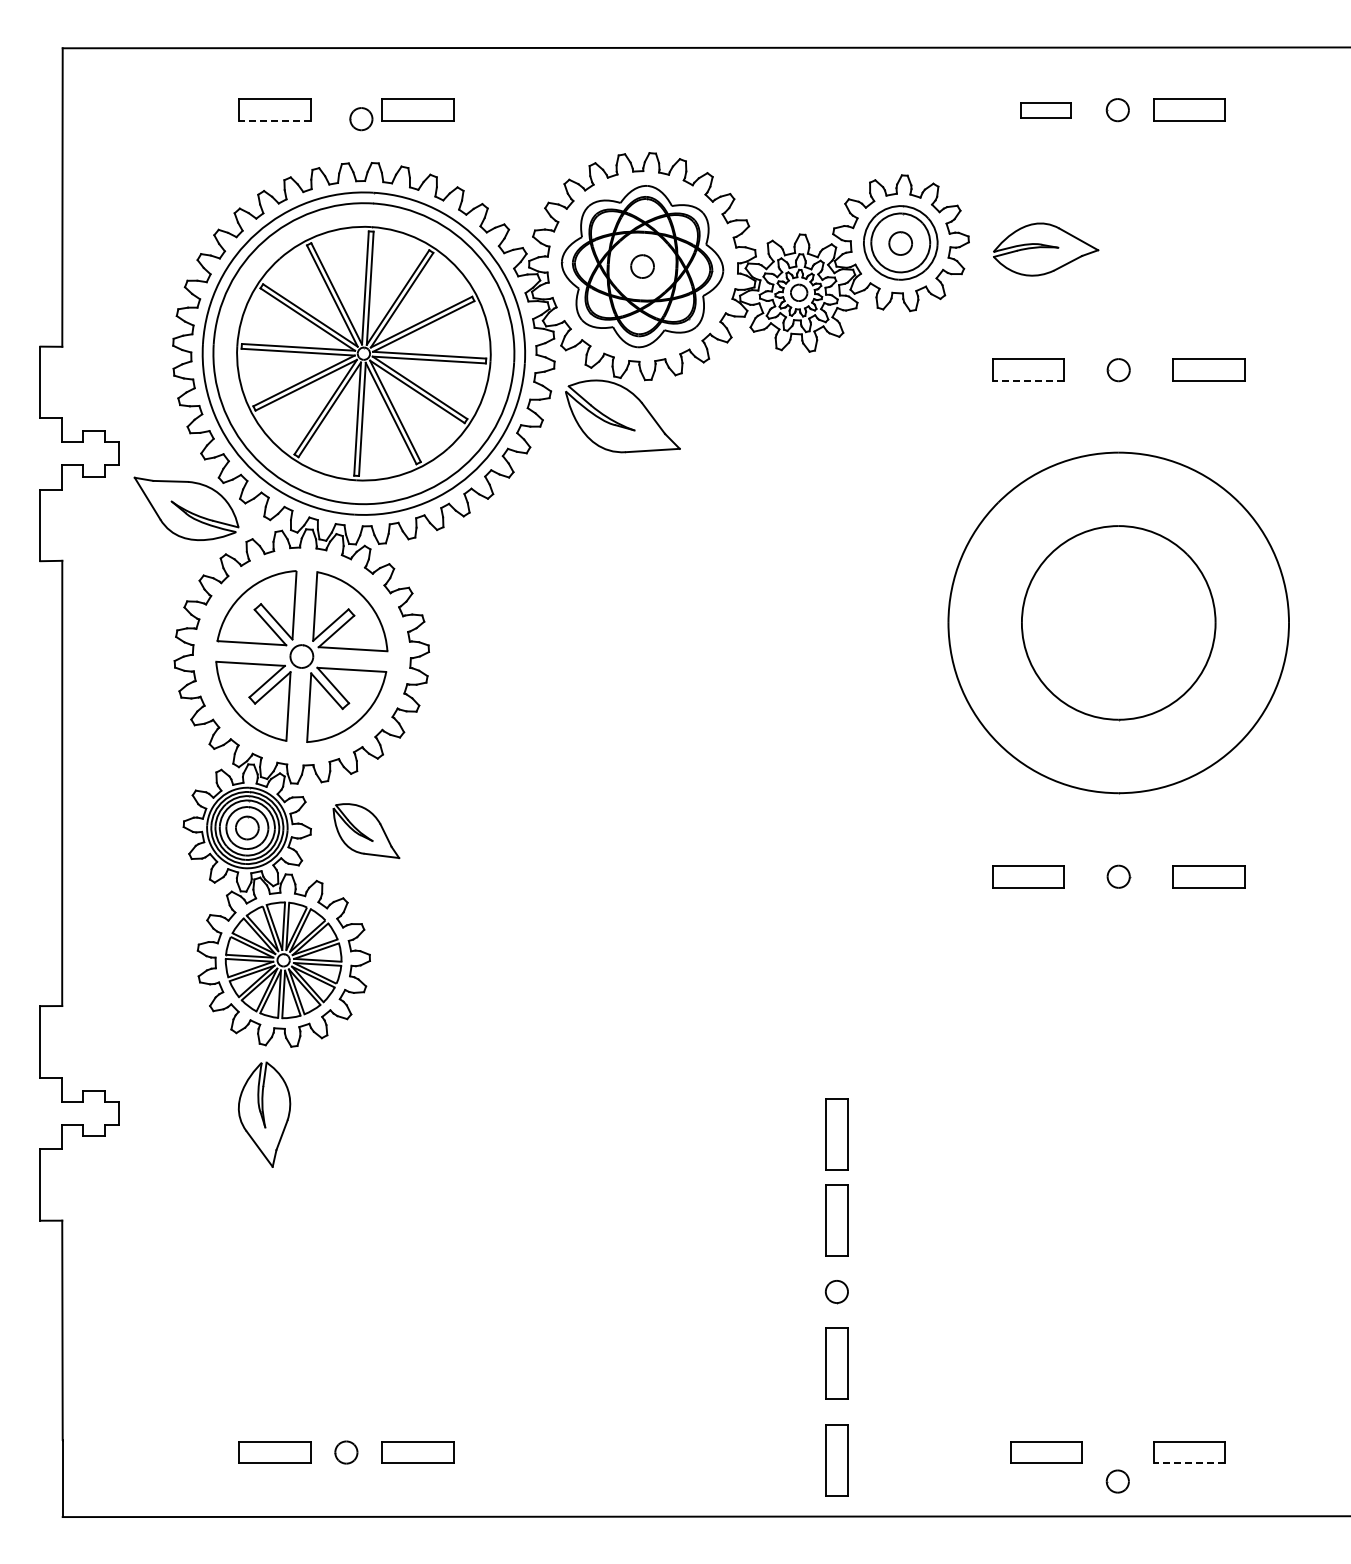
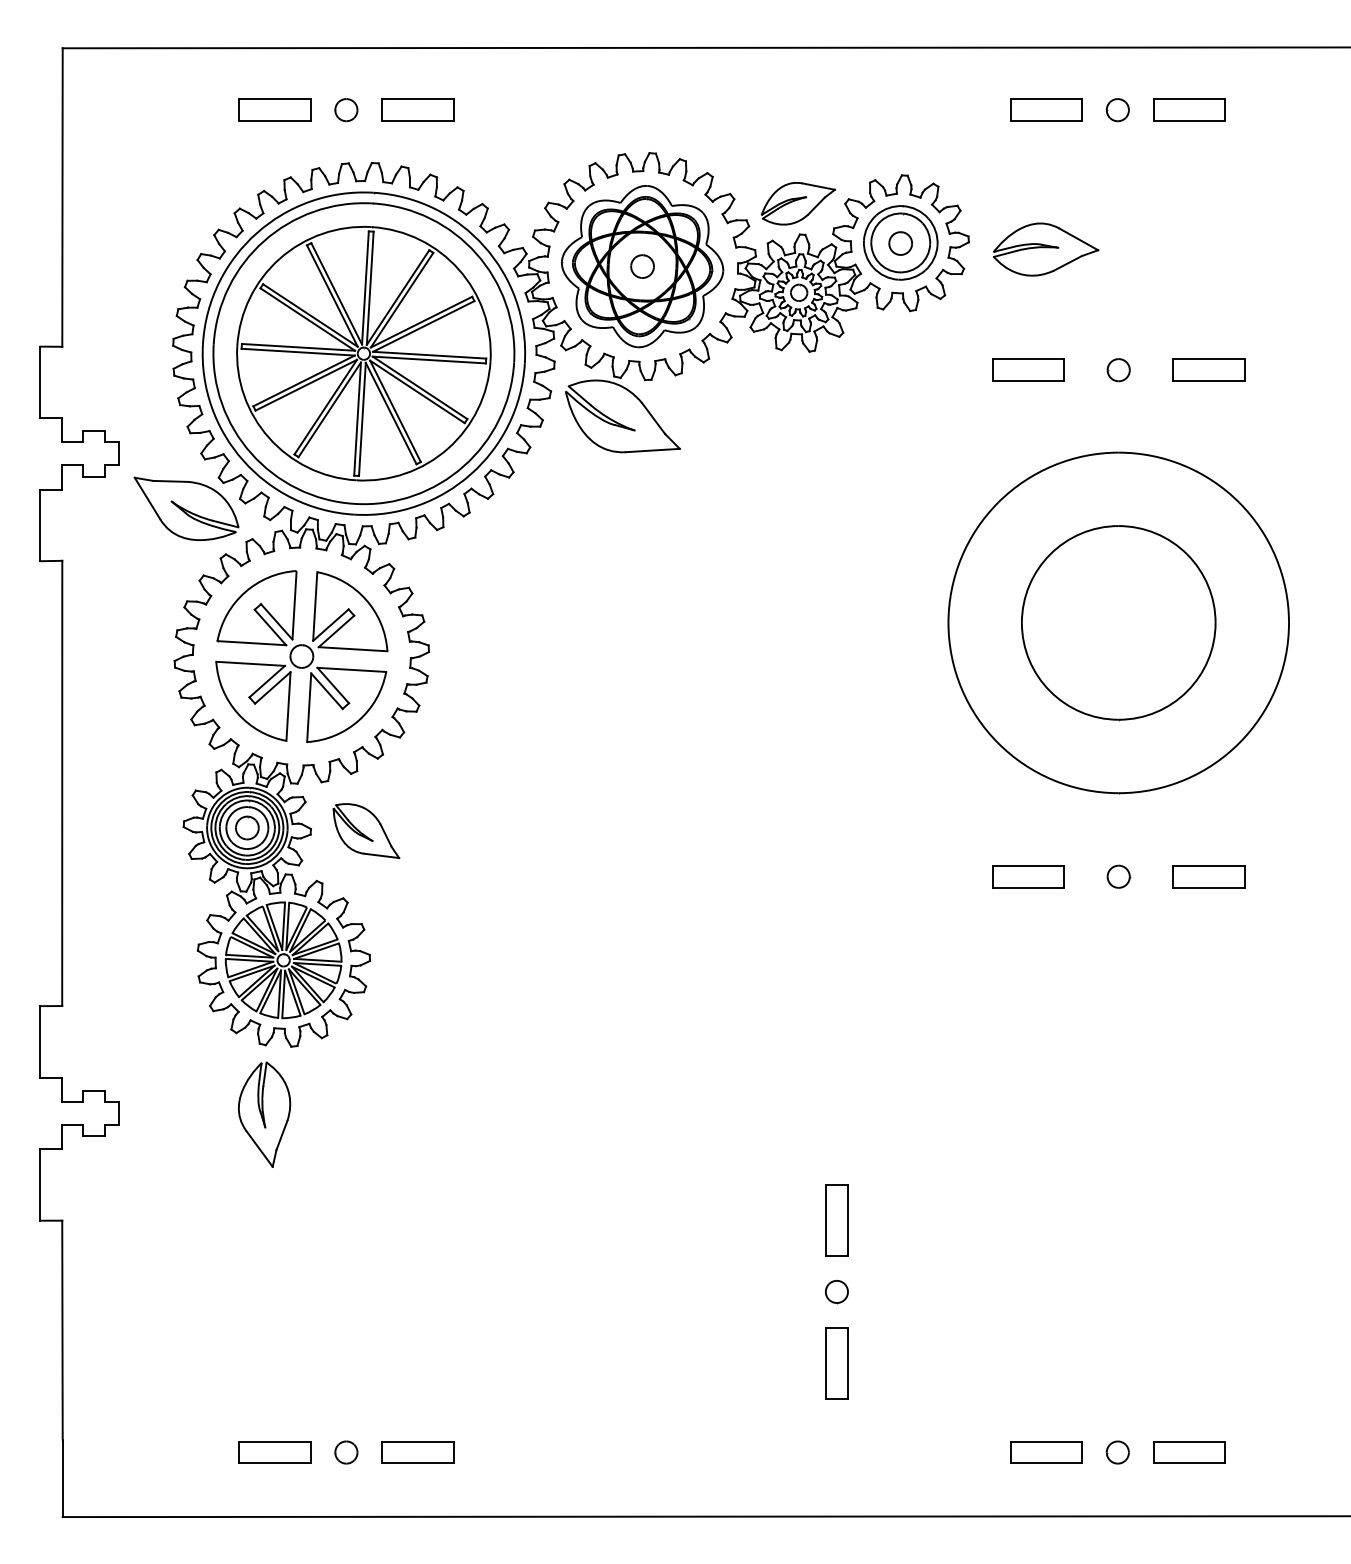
part size: 52x17 px -> 73x24 px (1046, 109)
part position: (361, 119) -> (346, 110) (346, 110)
line: dashed -> solid (274, 120)
part: none -> present (797, 203)
line: dashed -> solid (1028, 380)
part: present -> none (836, 1134)
part: present -> none (836, 1460)
line: dashed -> solid (1189, 1463)
part position: (1117, 1481) -> (1117, 1452) (1117, 1452)
